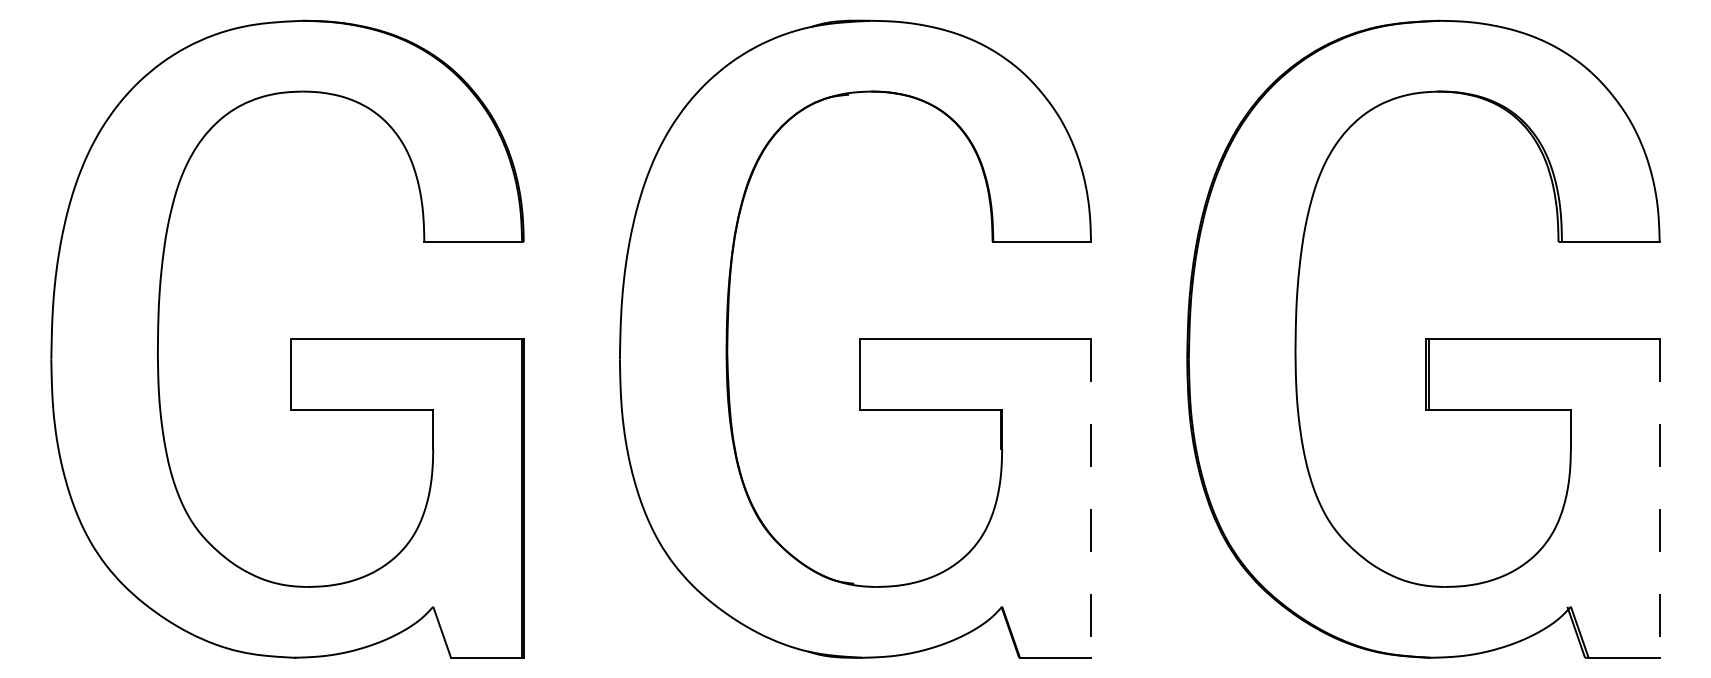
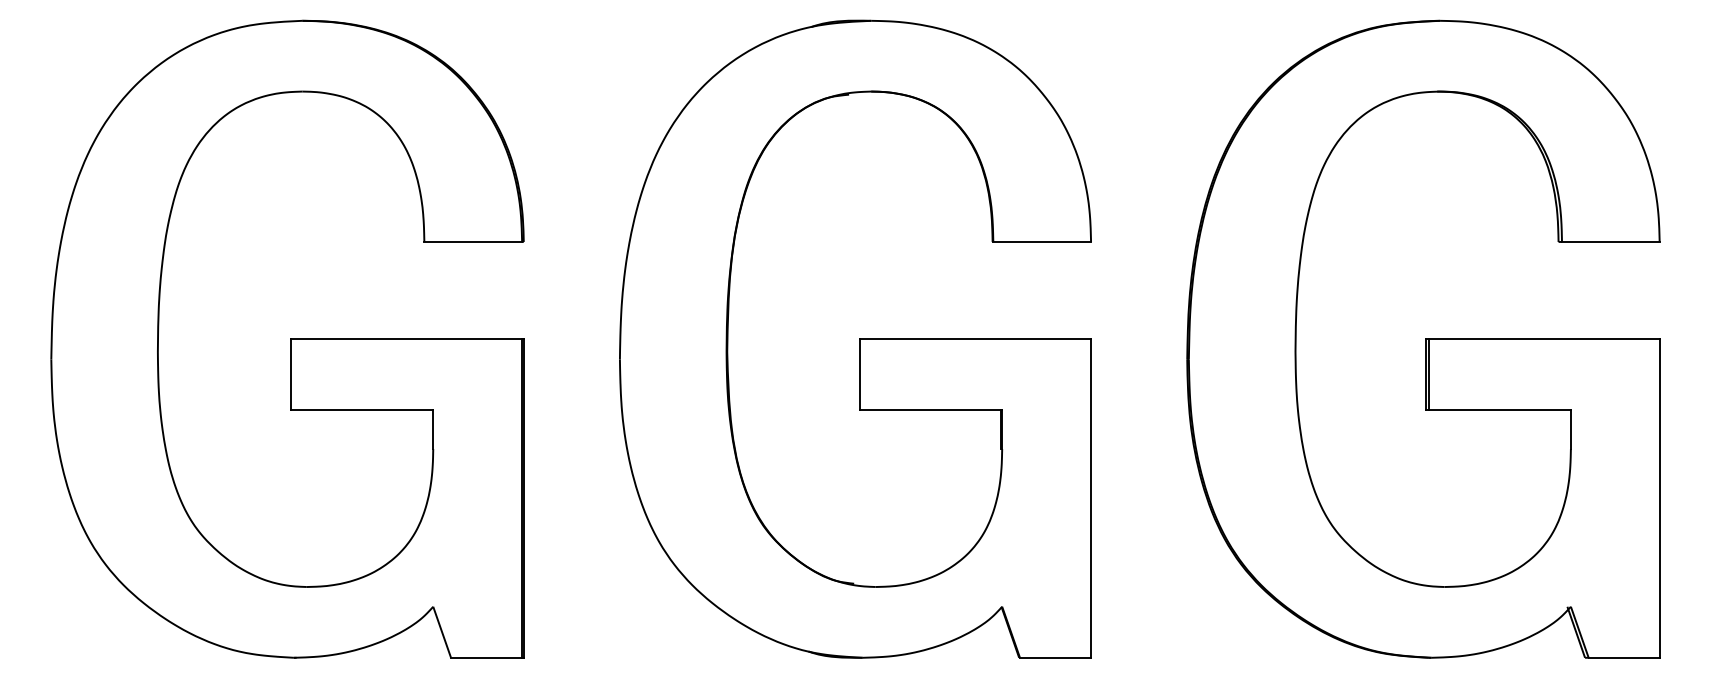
line: dashed -> solid (1091, 499)
line: dashed -> solid (1659, 499)
